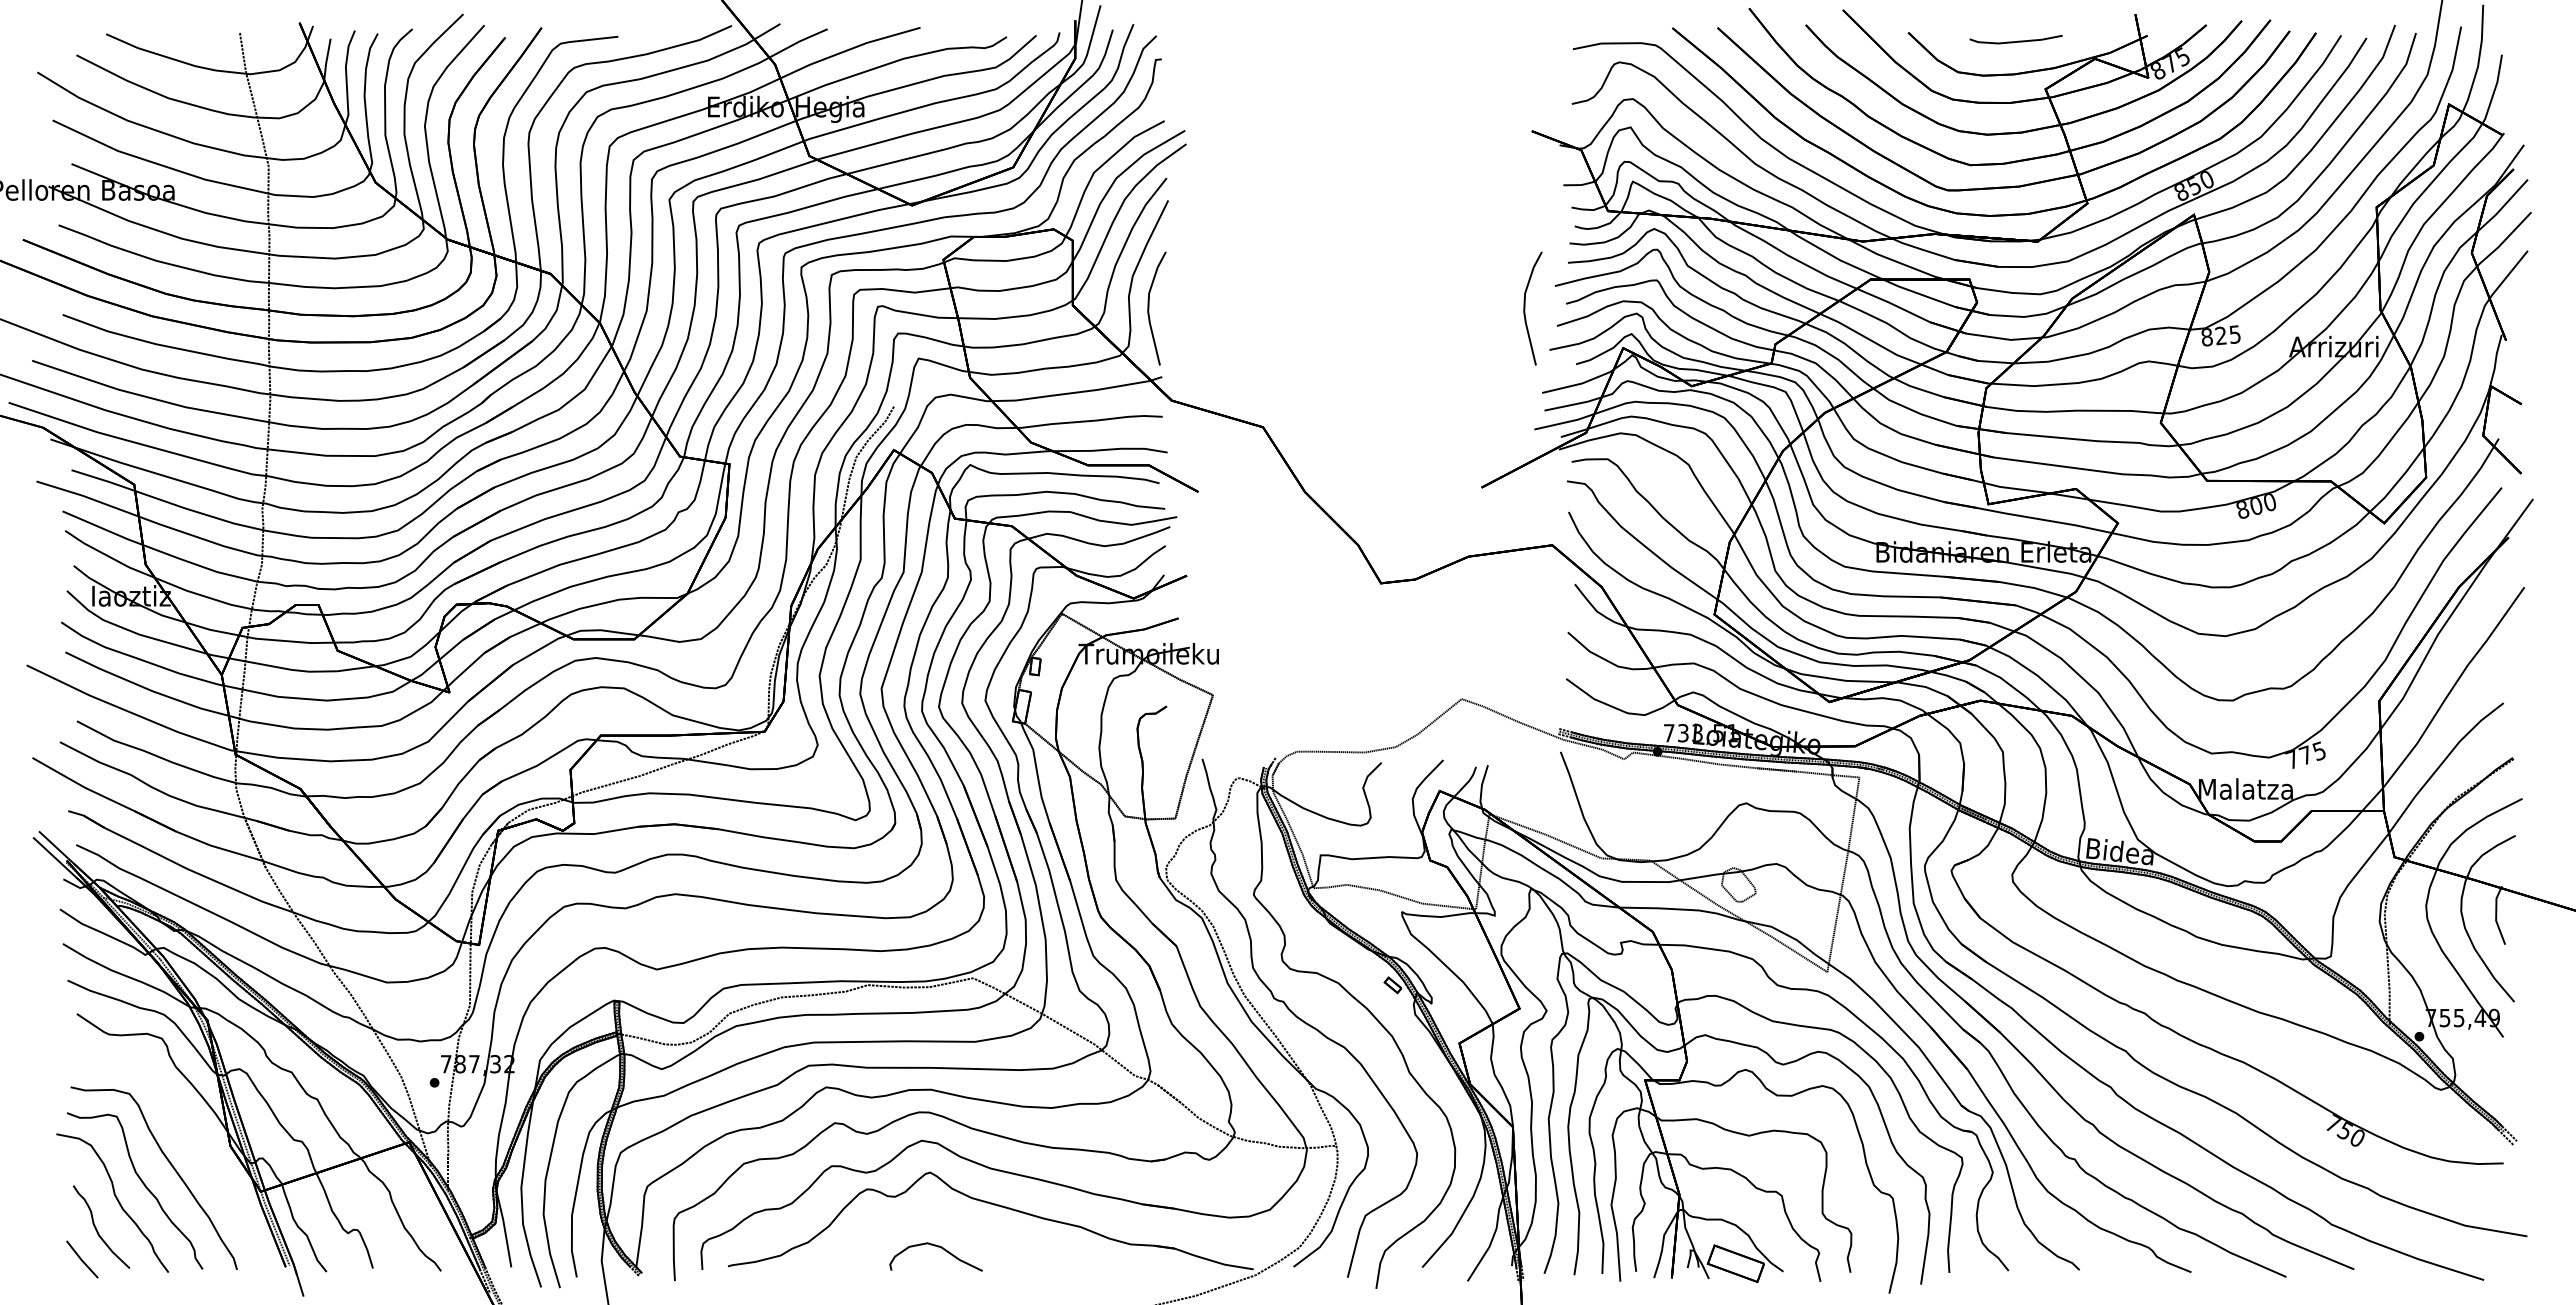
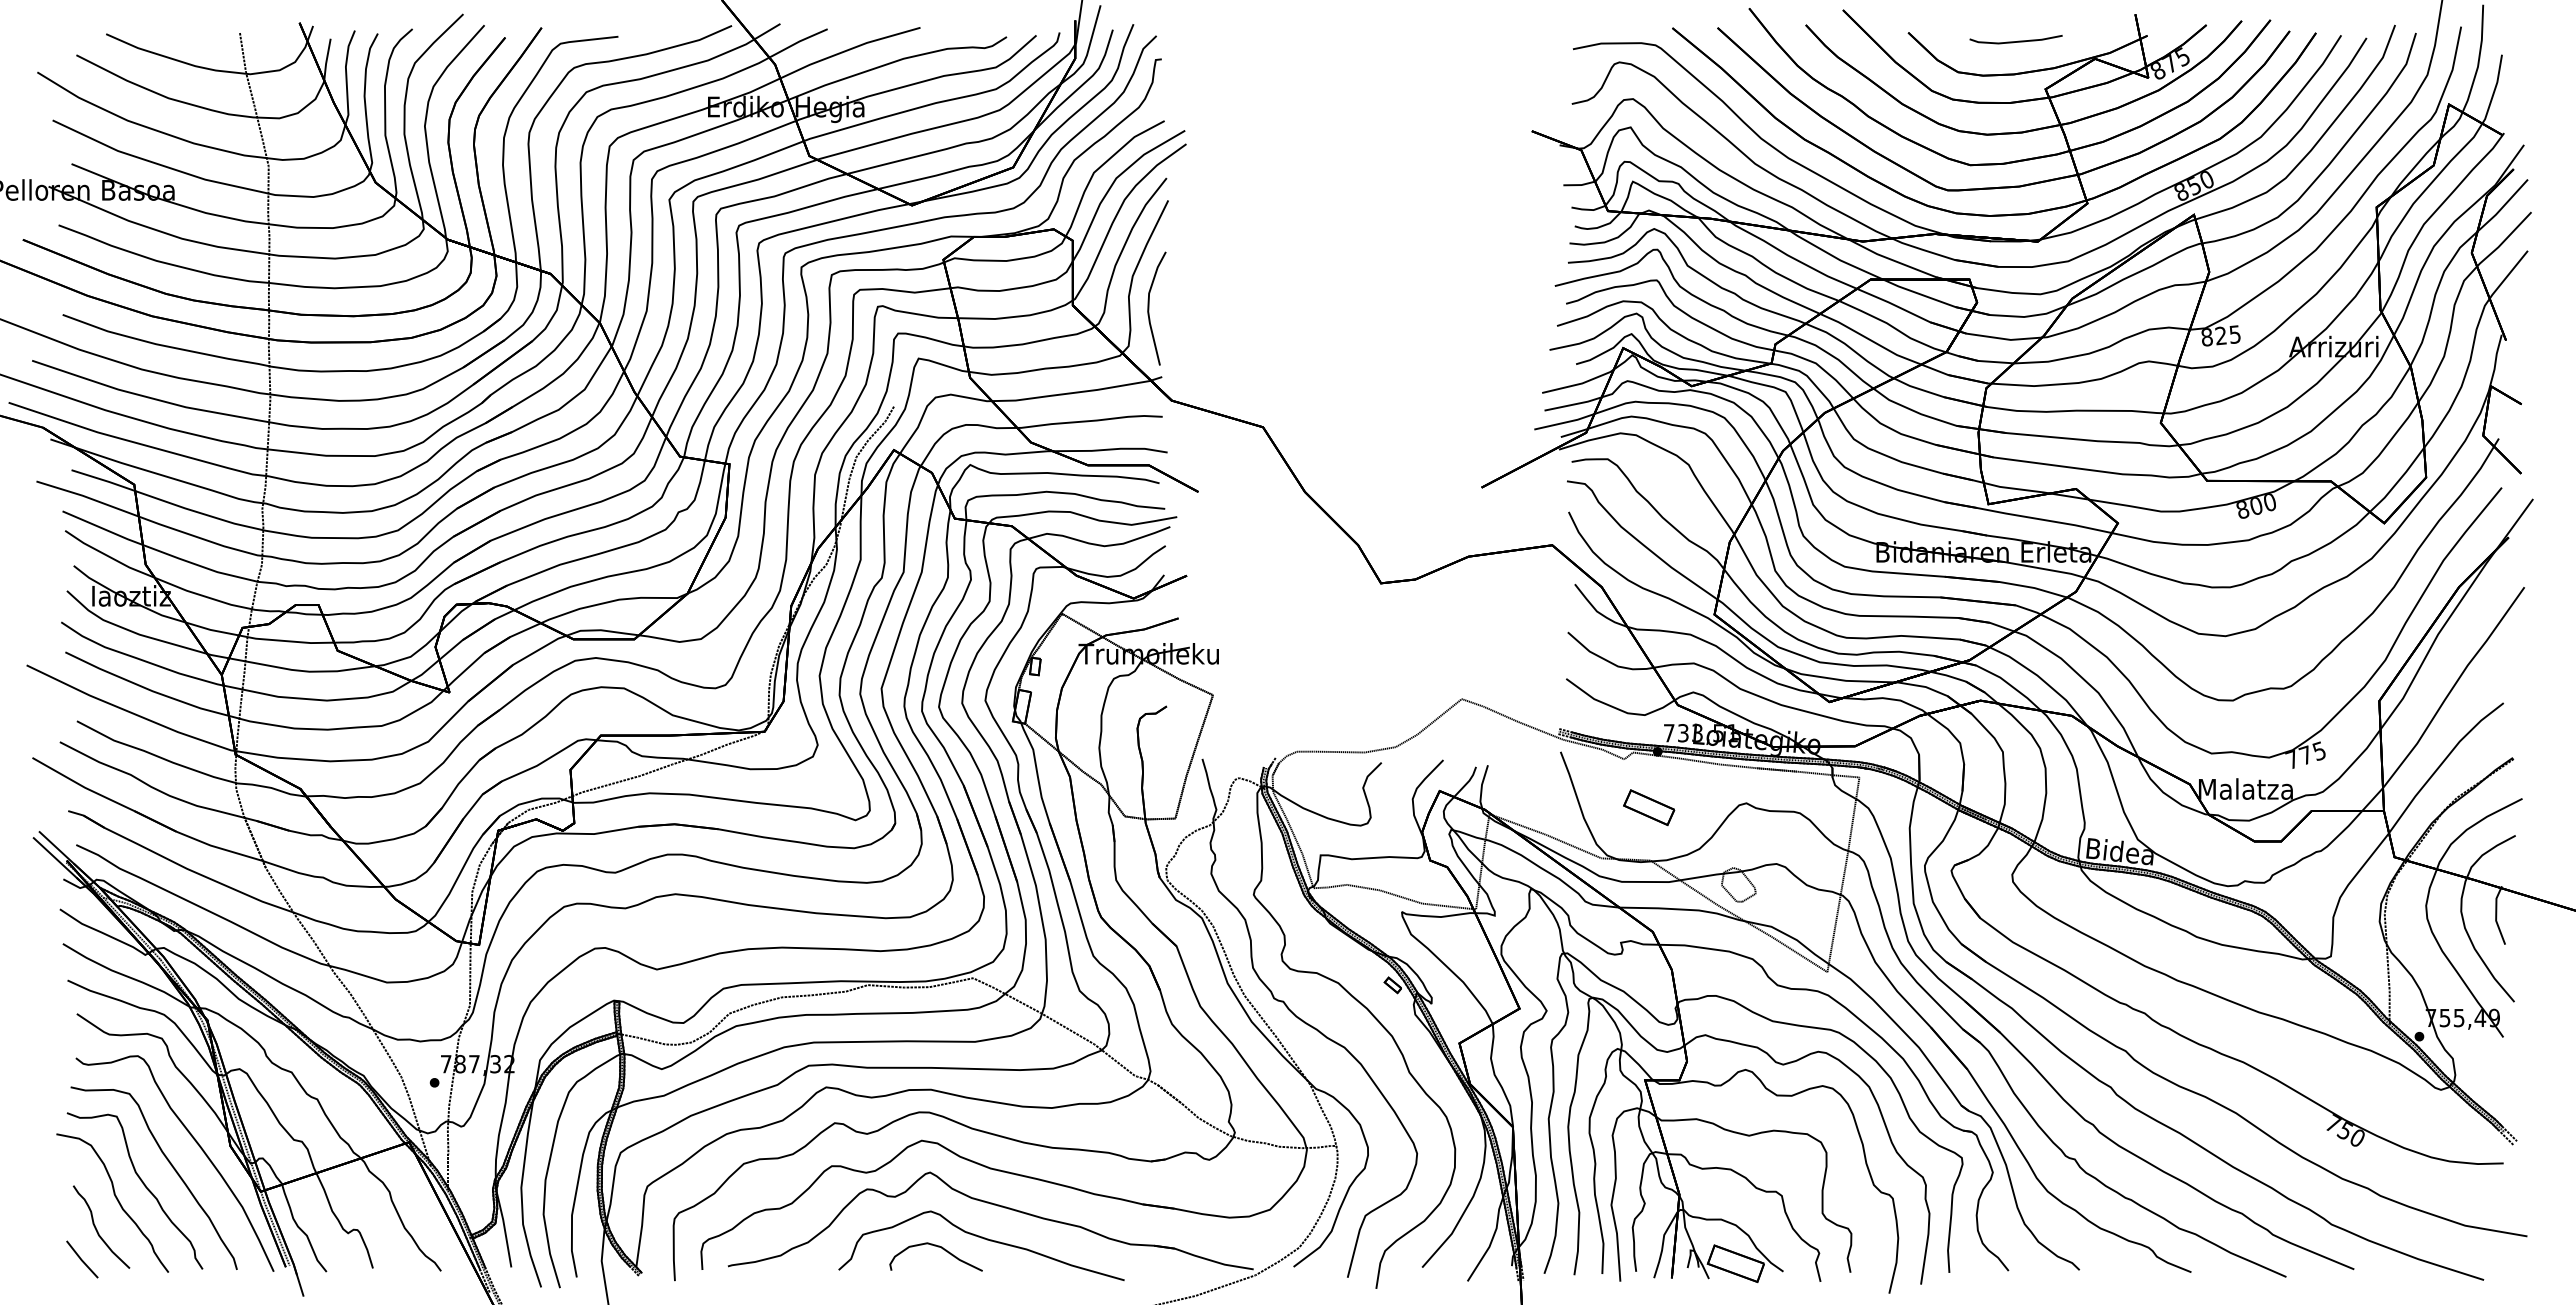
curve: present -> none (1525, 308)
part: none -> present (1649, 807)
curve: none -> present (199, 1147)
curve: none -> present (984, 1239)
